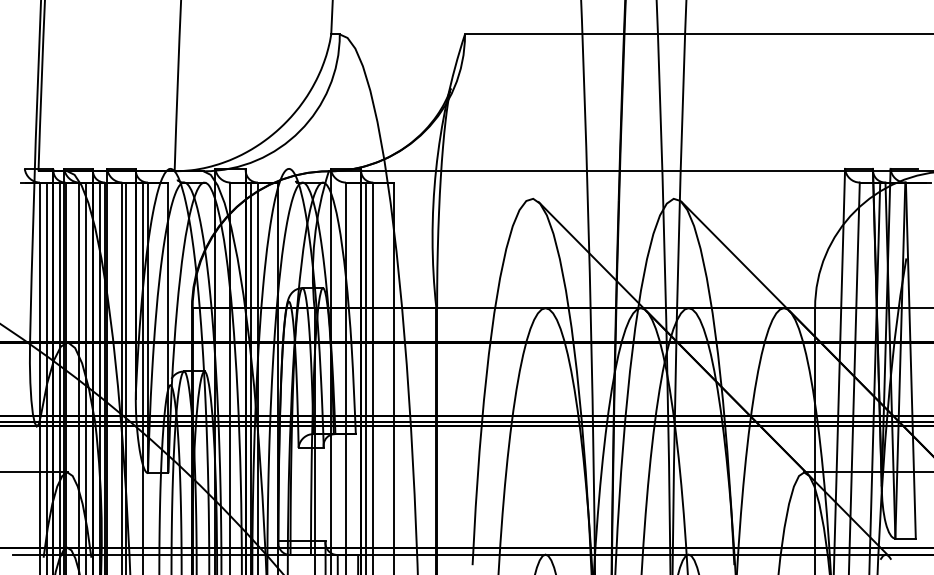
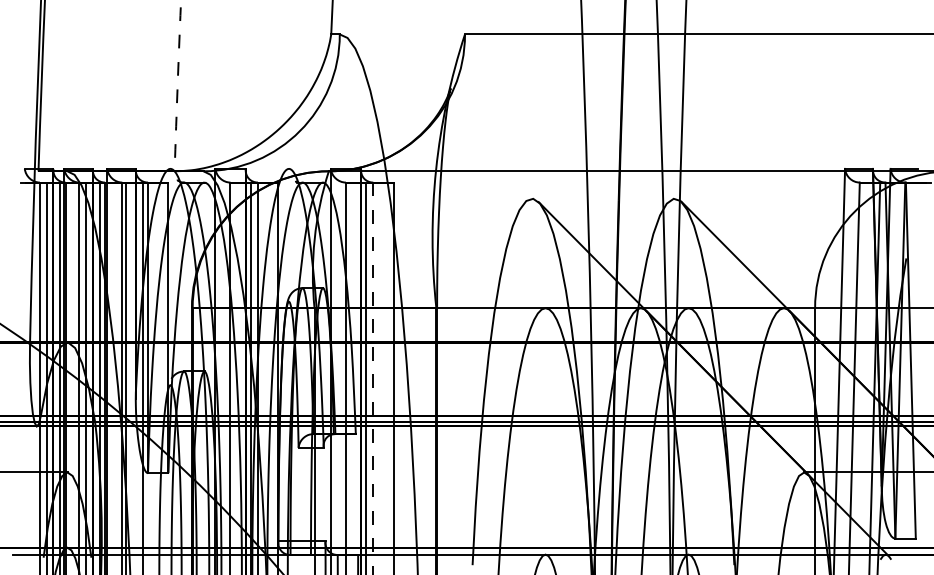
arc: solid -> dashed (177, 85)
line: solid -> dashed (373, 378)
